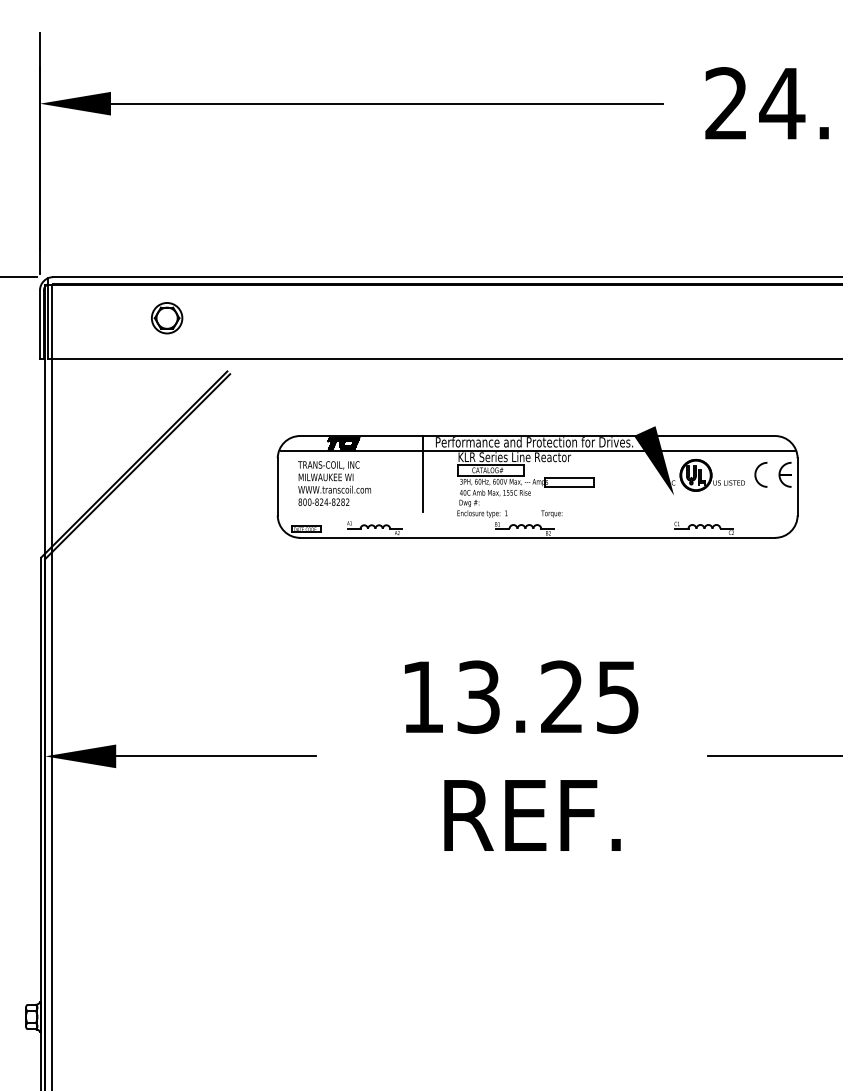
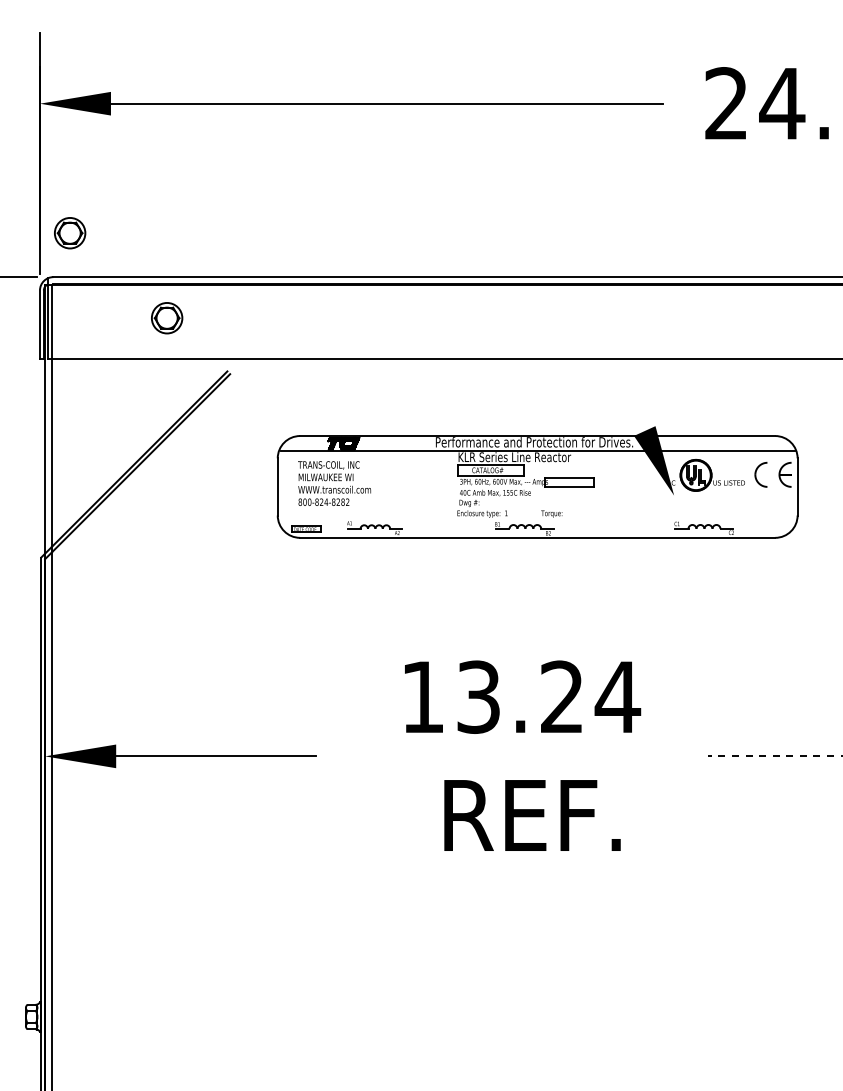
part: none -> present (70, 233)
line: present -> none (422, 474)
text: 13.25 -> 13.24 (617, 697)
line: solid -> dashed (774, 756)
